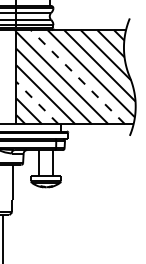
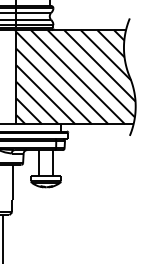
line: dashed -> solid (77, 76)
line: dashed -> solid (37, 103)
